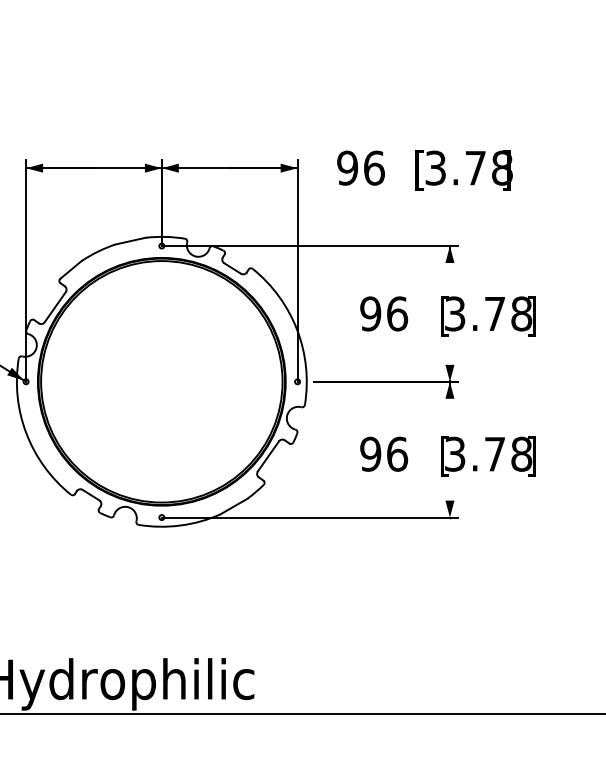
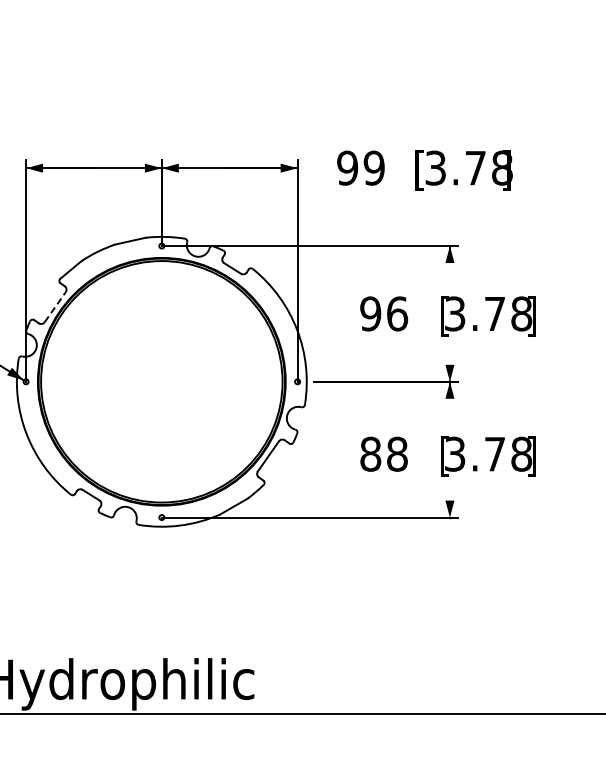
text: 96 -> 99 (373, 167)
line: solid -> dashed (55, 306)
text: 96 -> 88 (384, 453)
